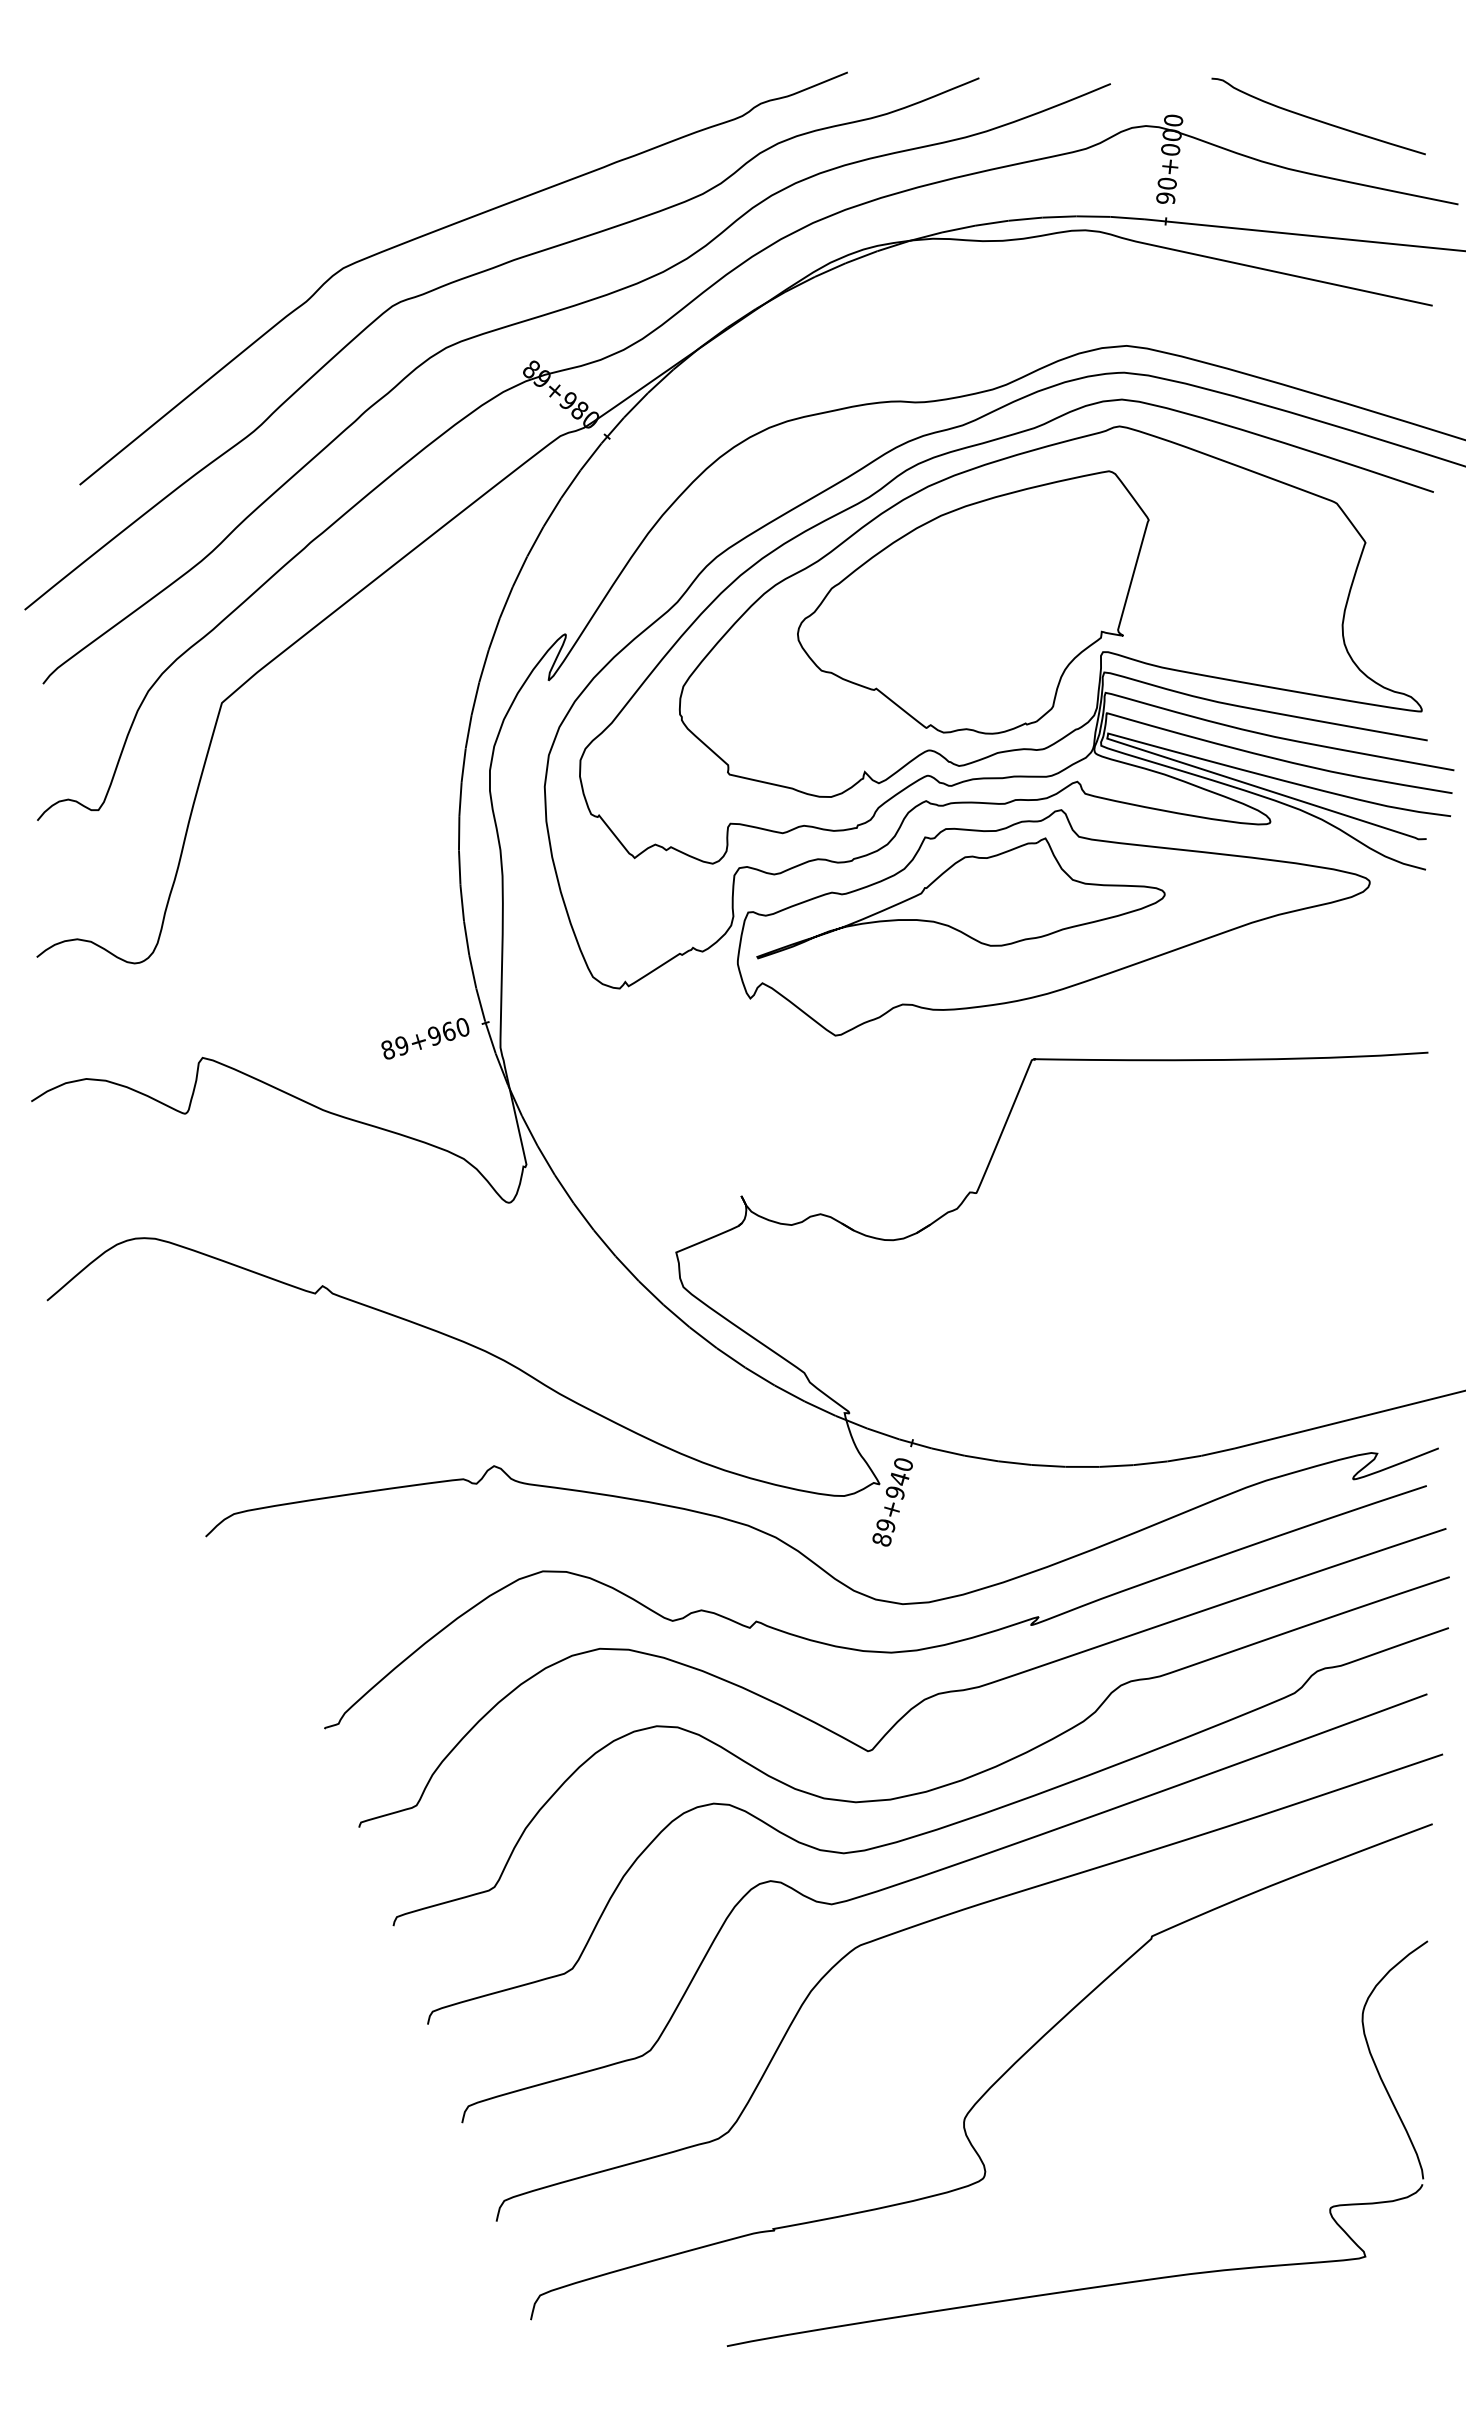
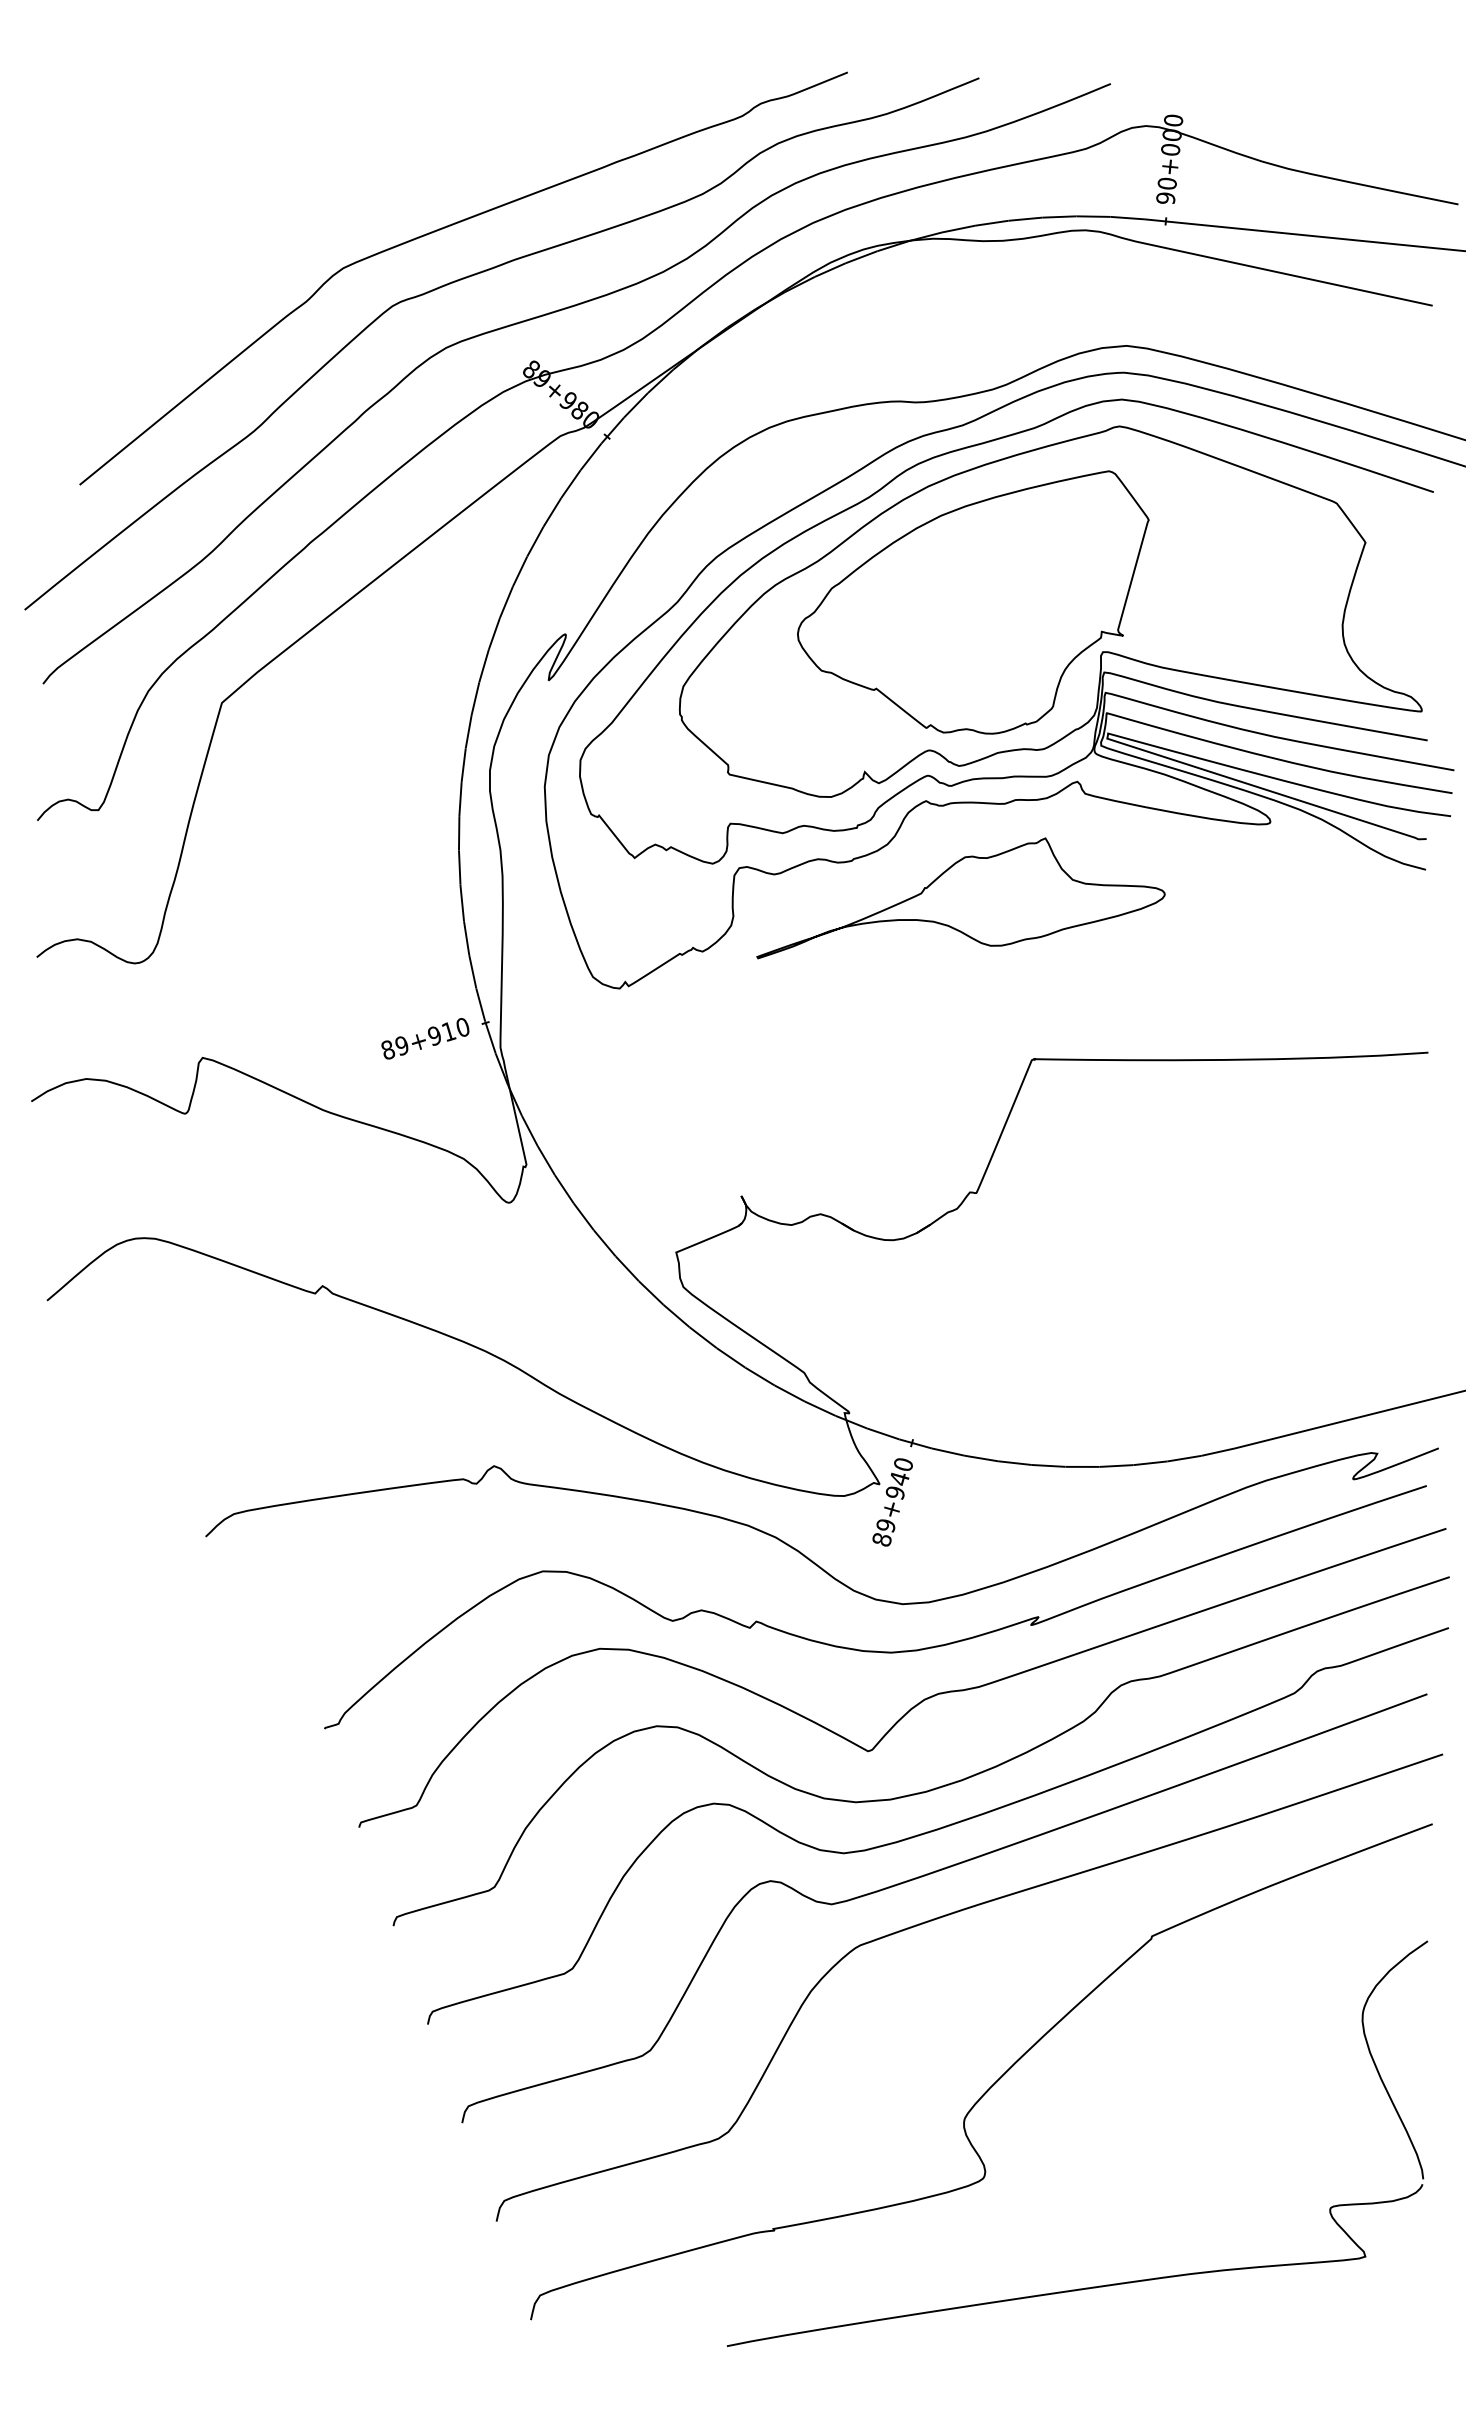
curve: present -> none (1318, 119)
part: present -> none (1053, 922)
text: 89+960 -> 89+910 (449, 1031)
